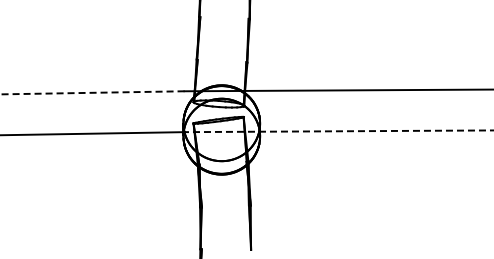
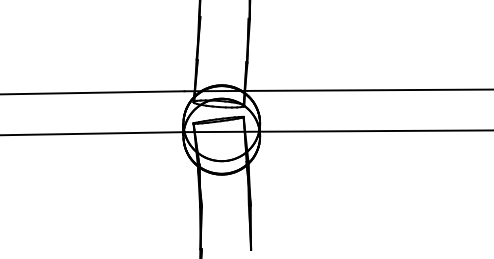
line: dashed -> solid (92, 92)
line: dashed -> solid (339, 131)
